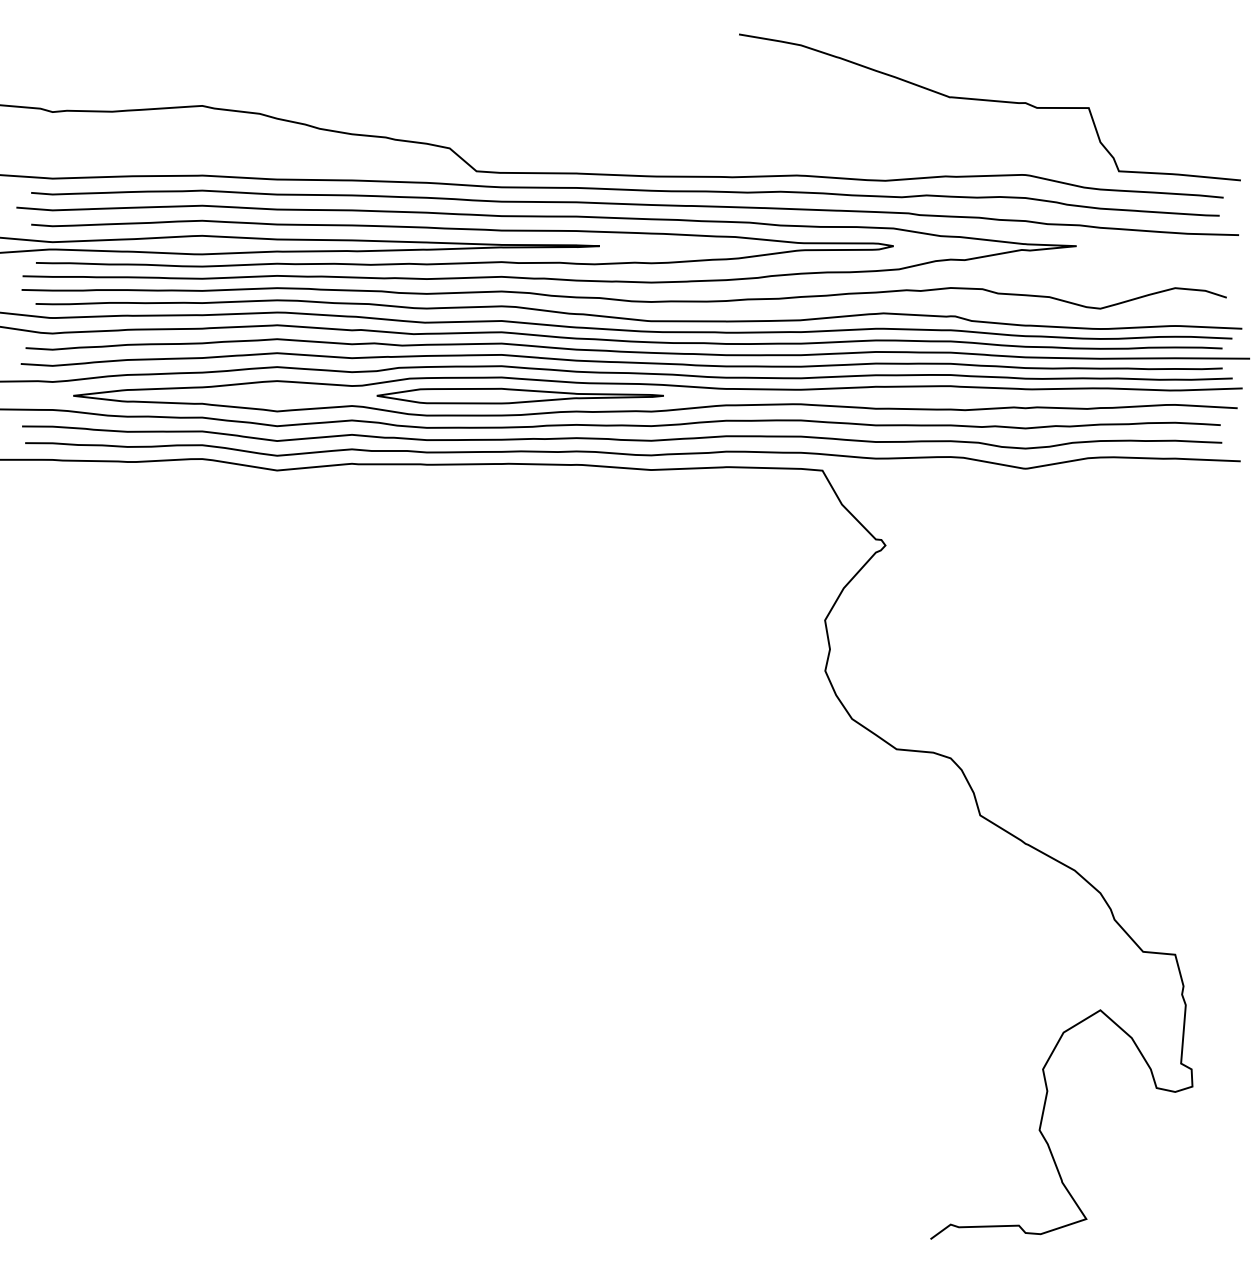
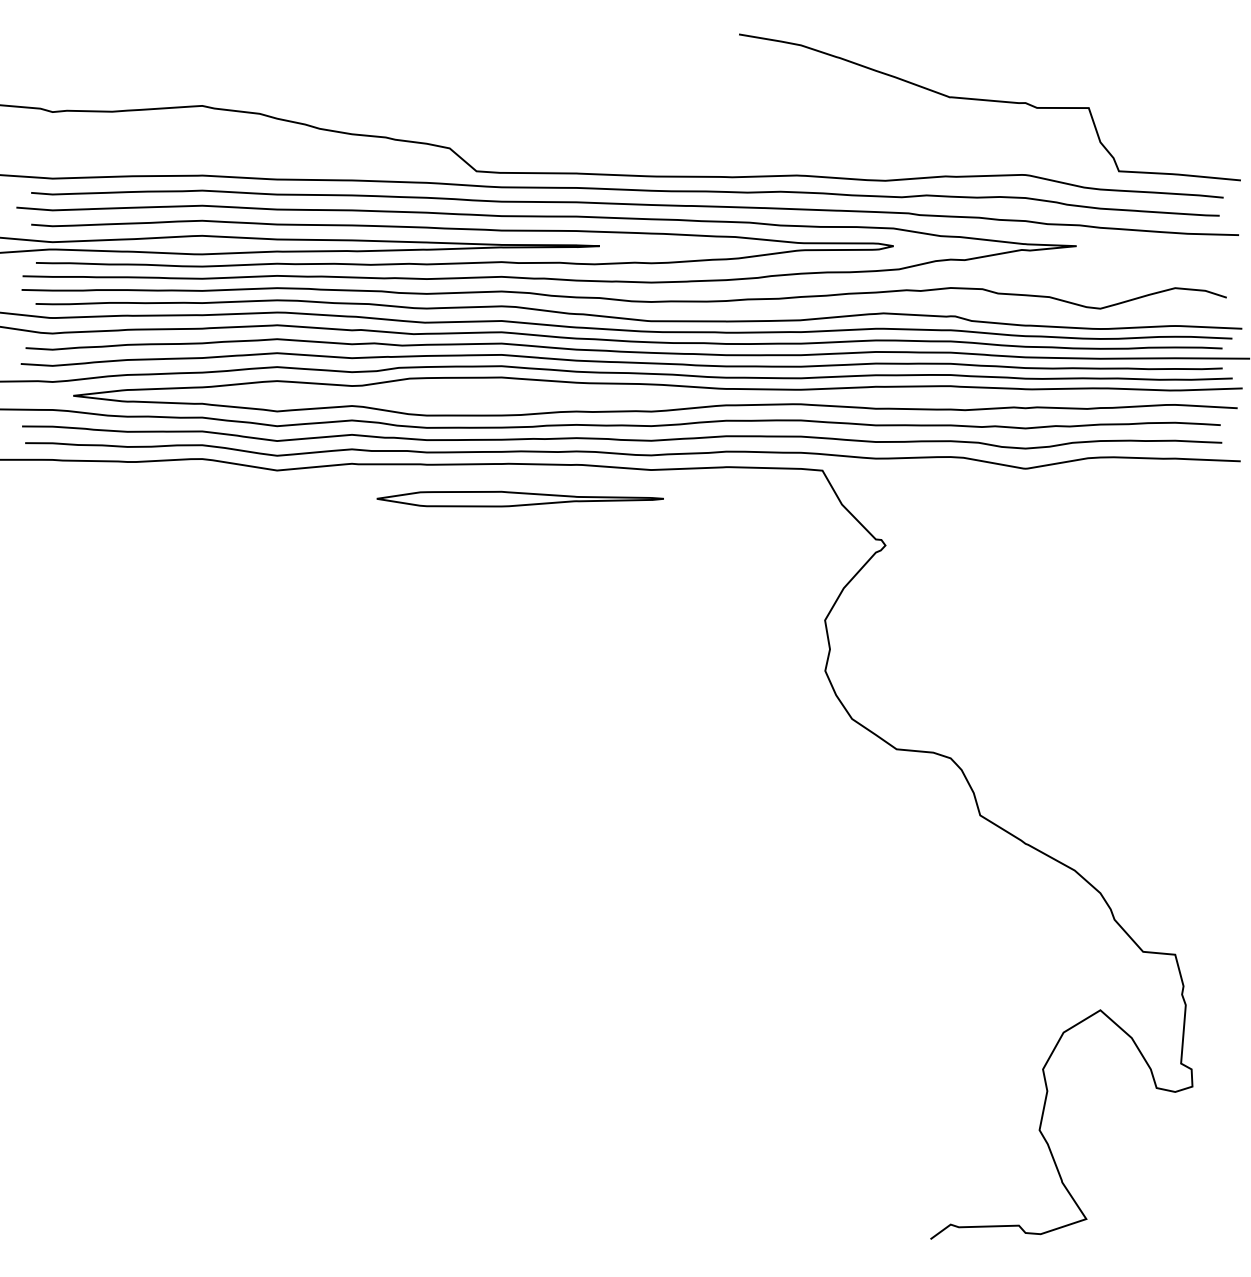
part position: (519, 395) -> (519, 498) (519, 498)
